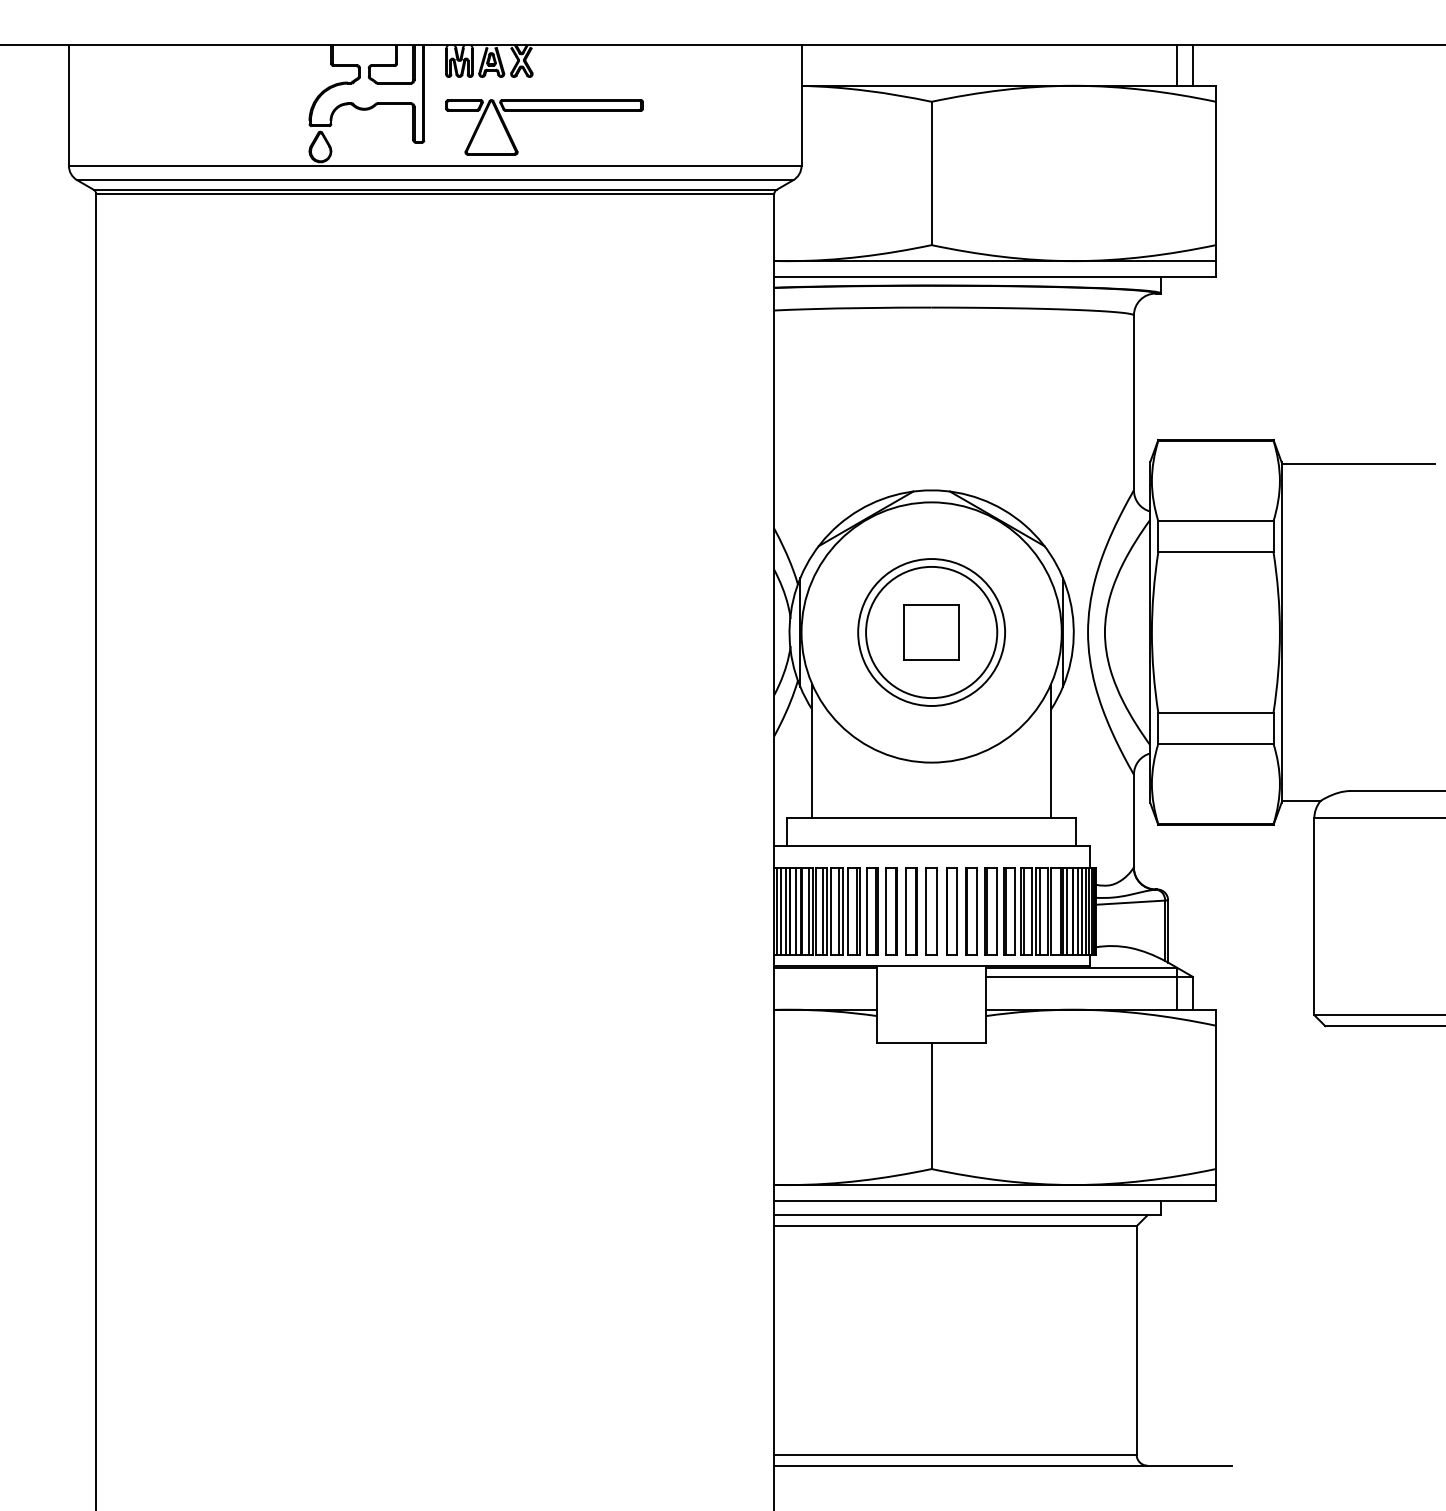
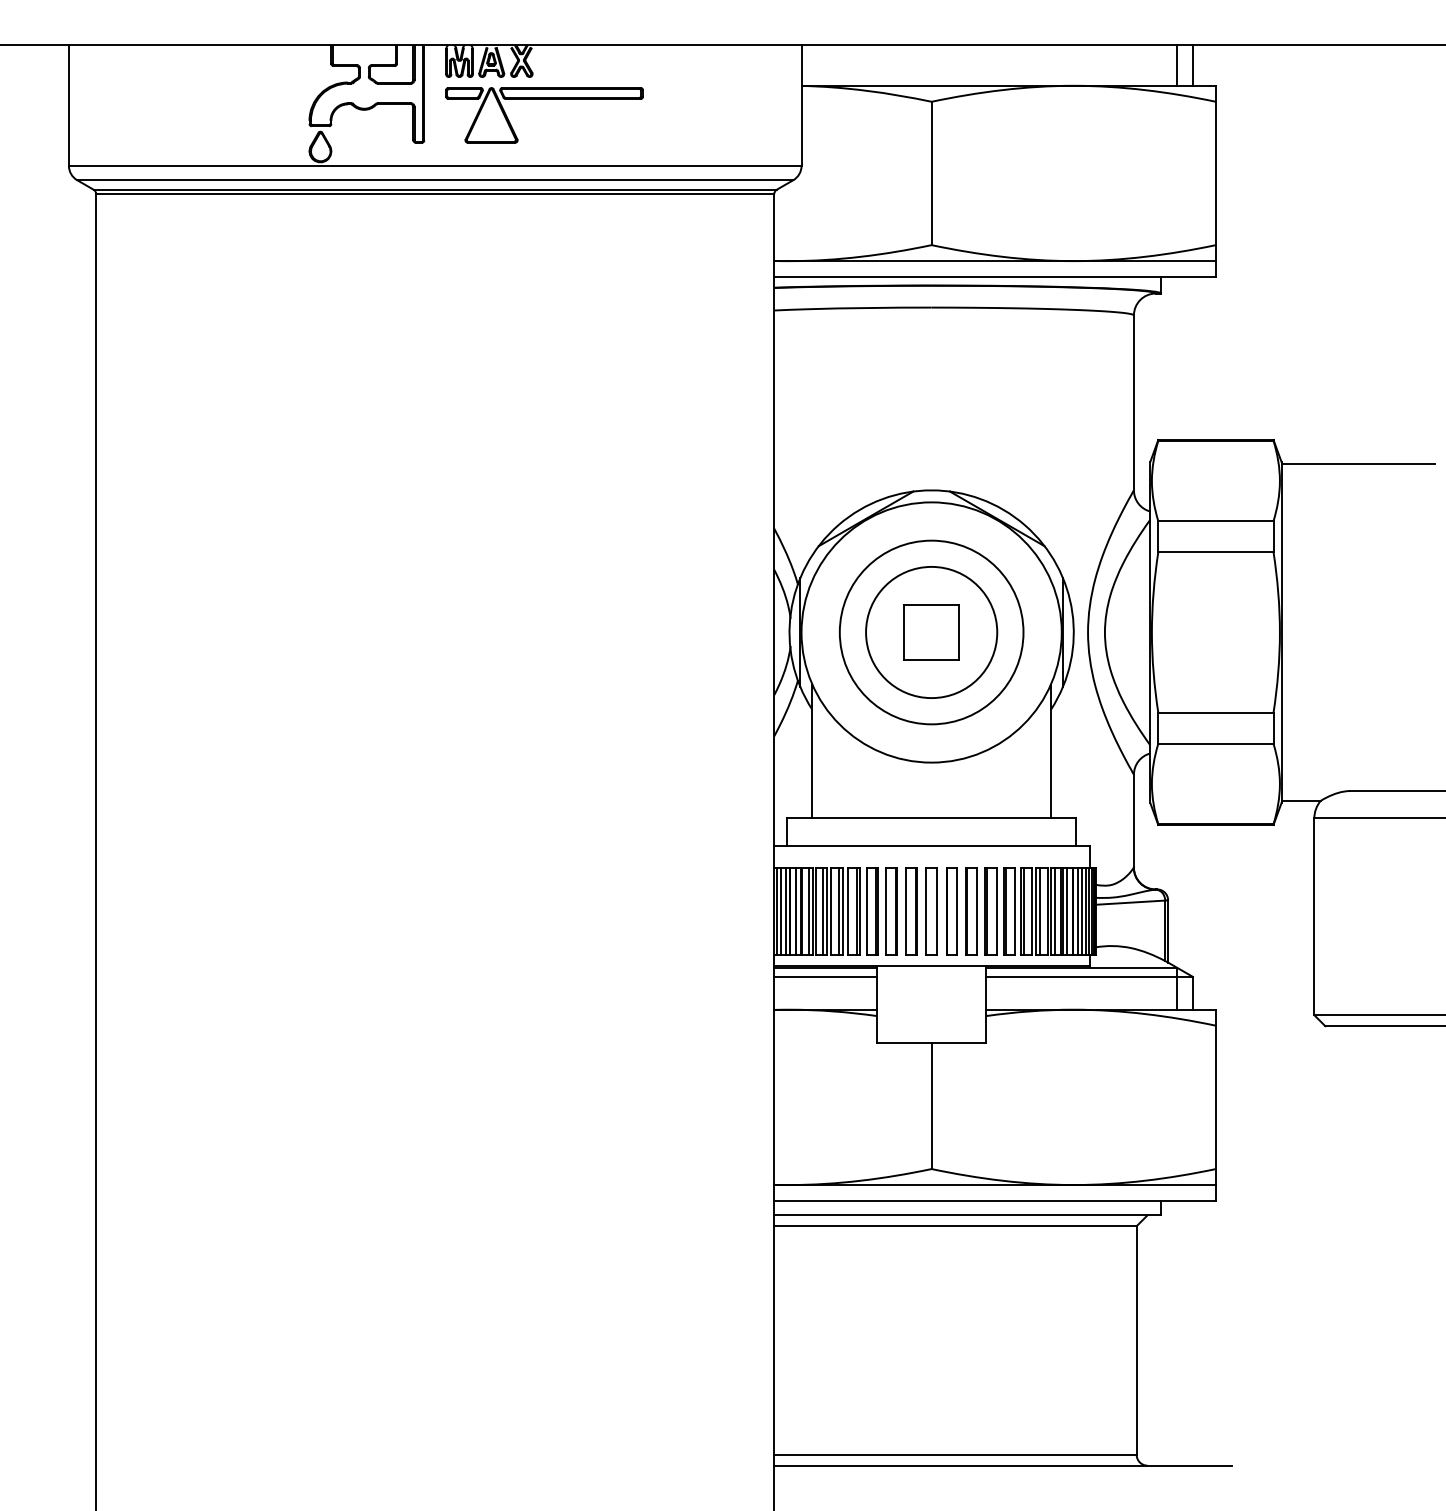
part position: (544, 111) -> (544, 99) (544, 99)
circle diameter: 147 px -> 184 px (931, 632)
line: none -> present (1054, 911)
line: none -> present (825, 976)
